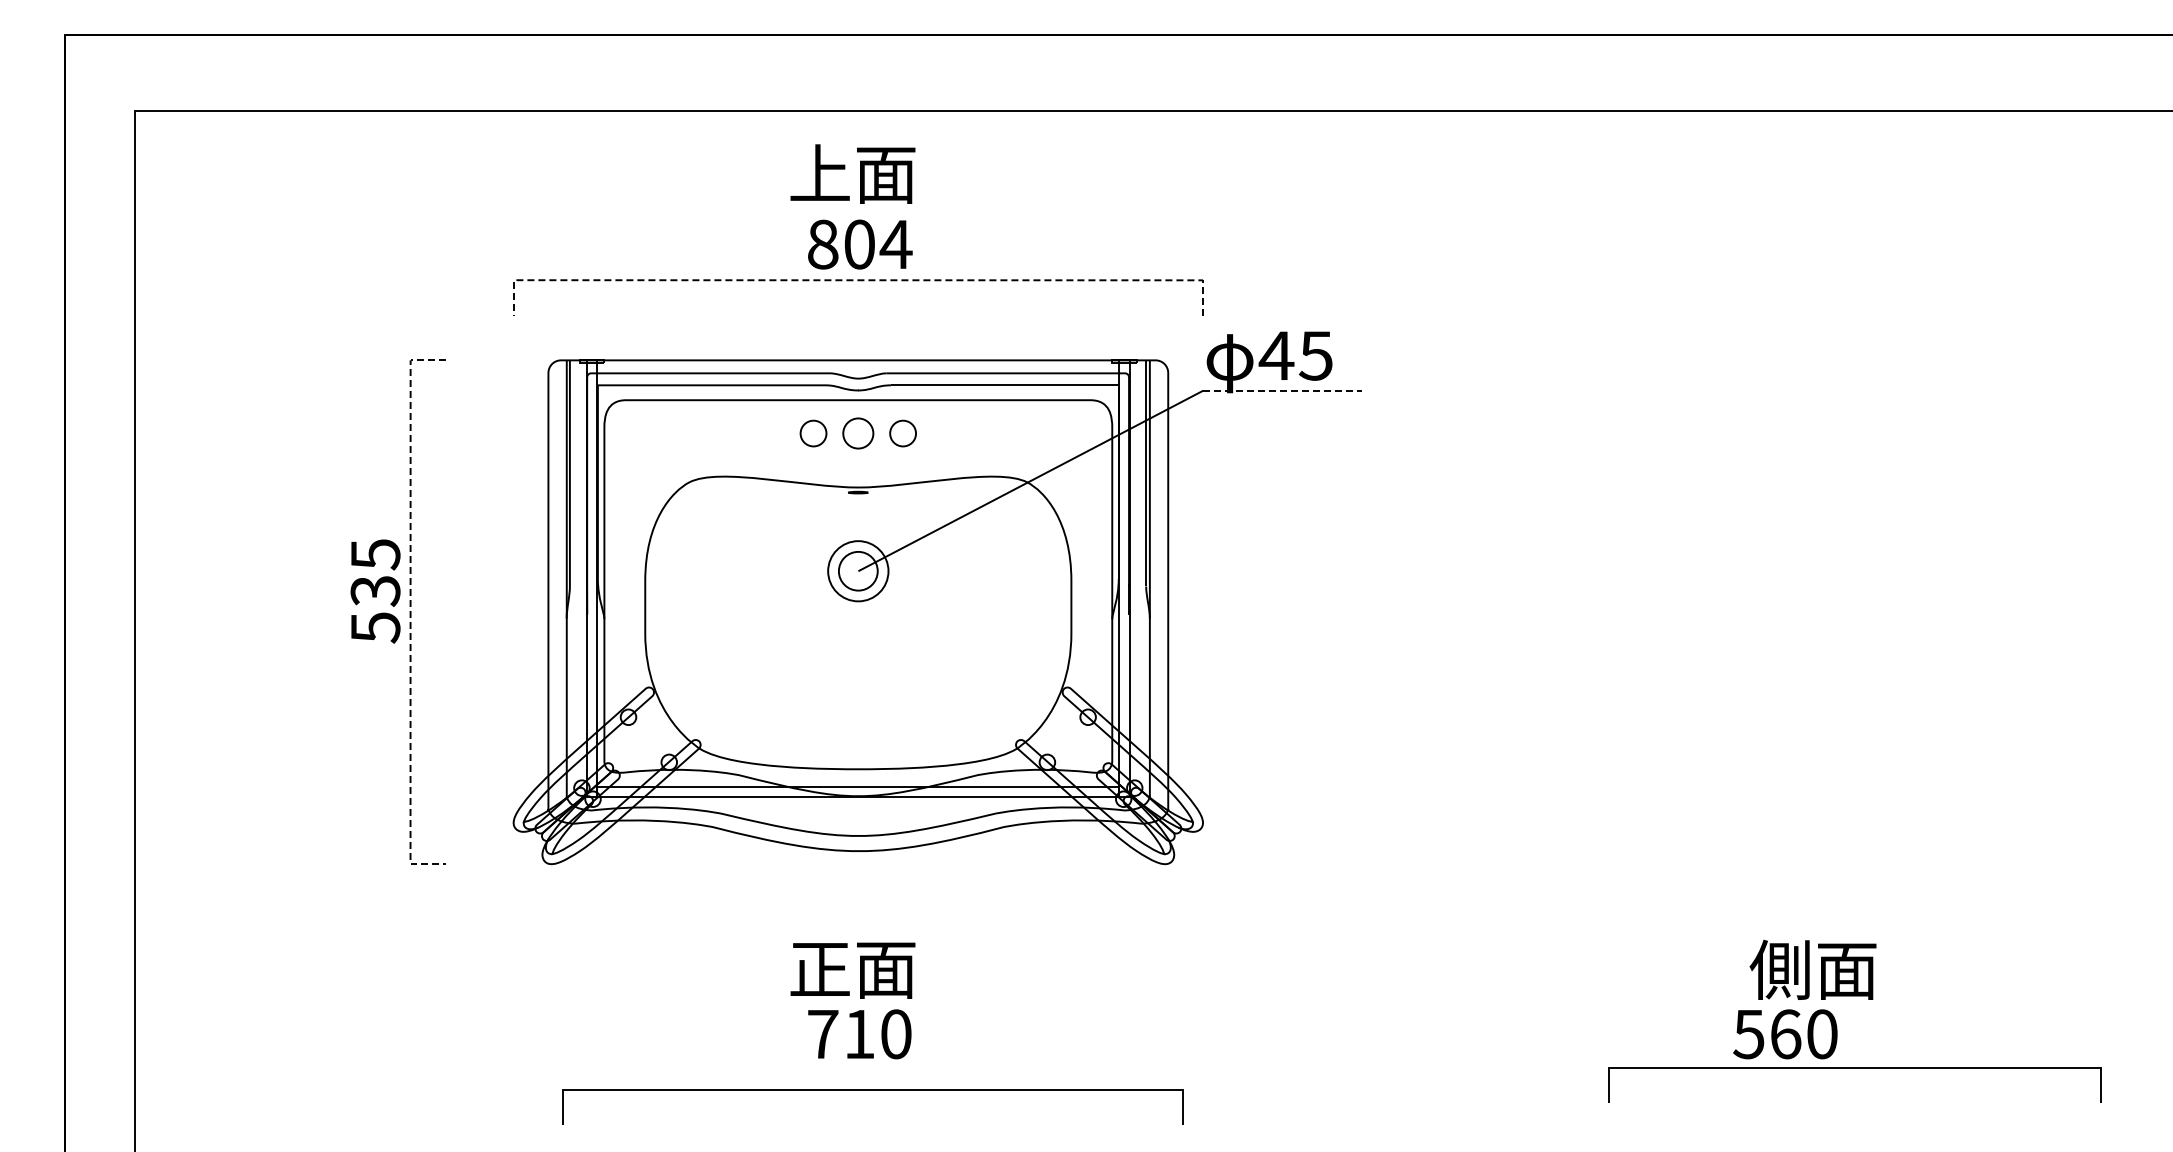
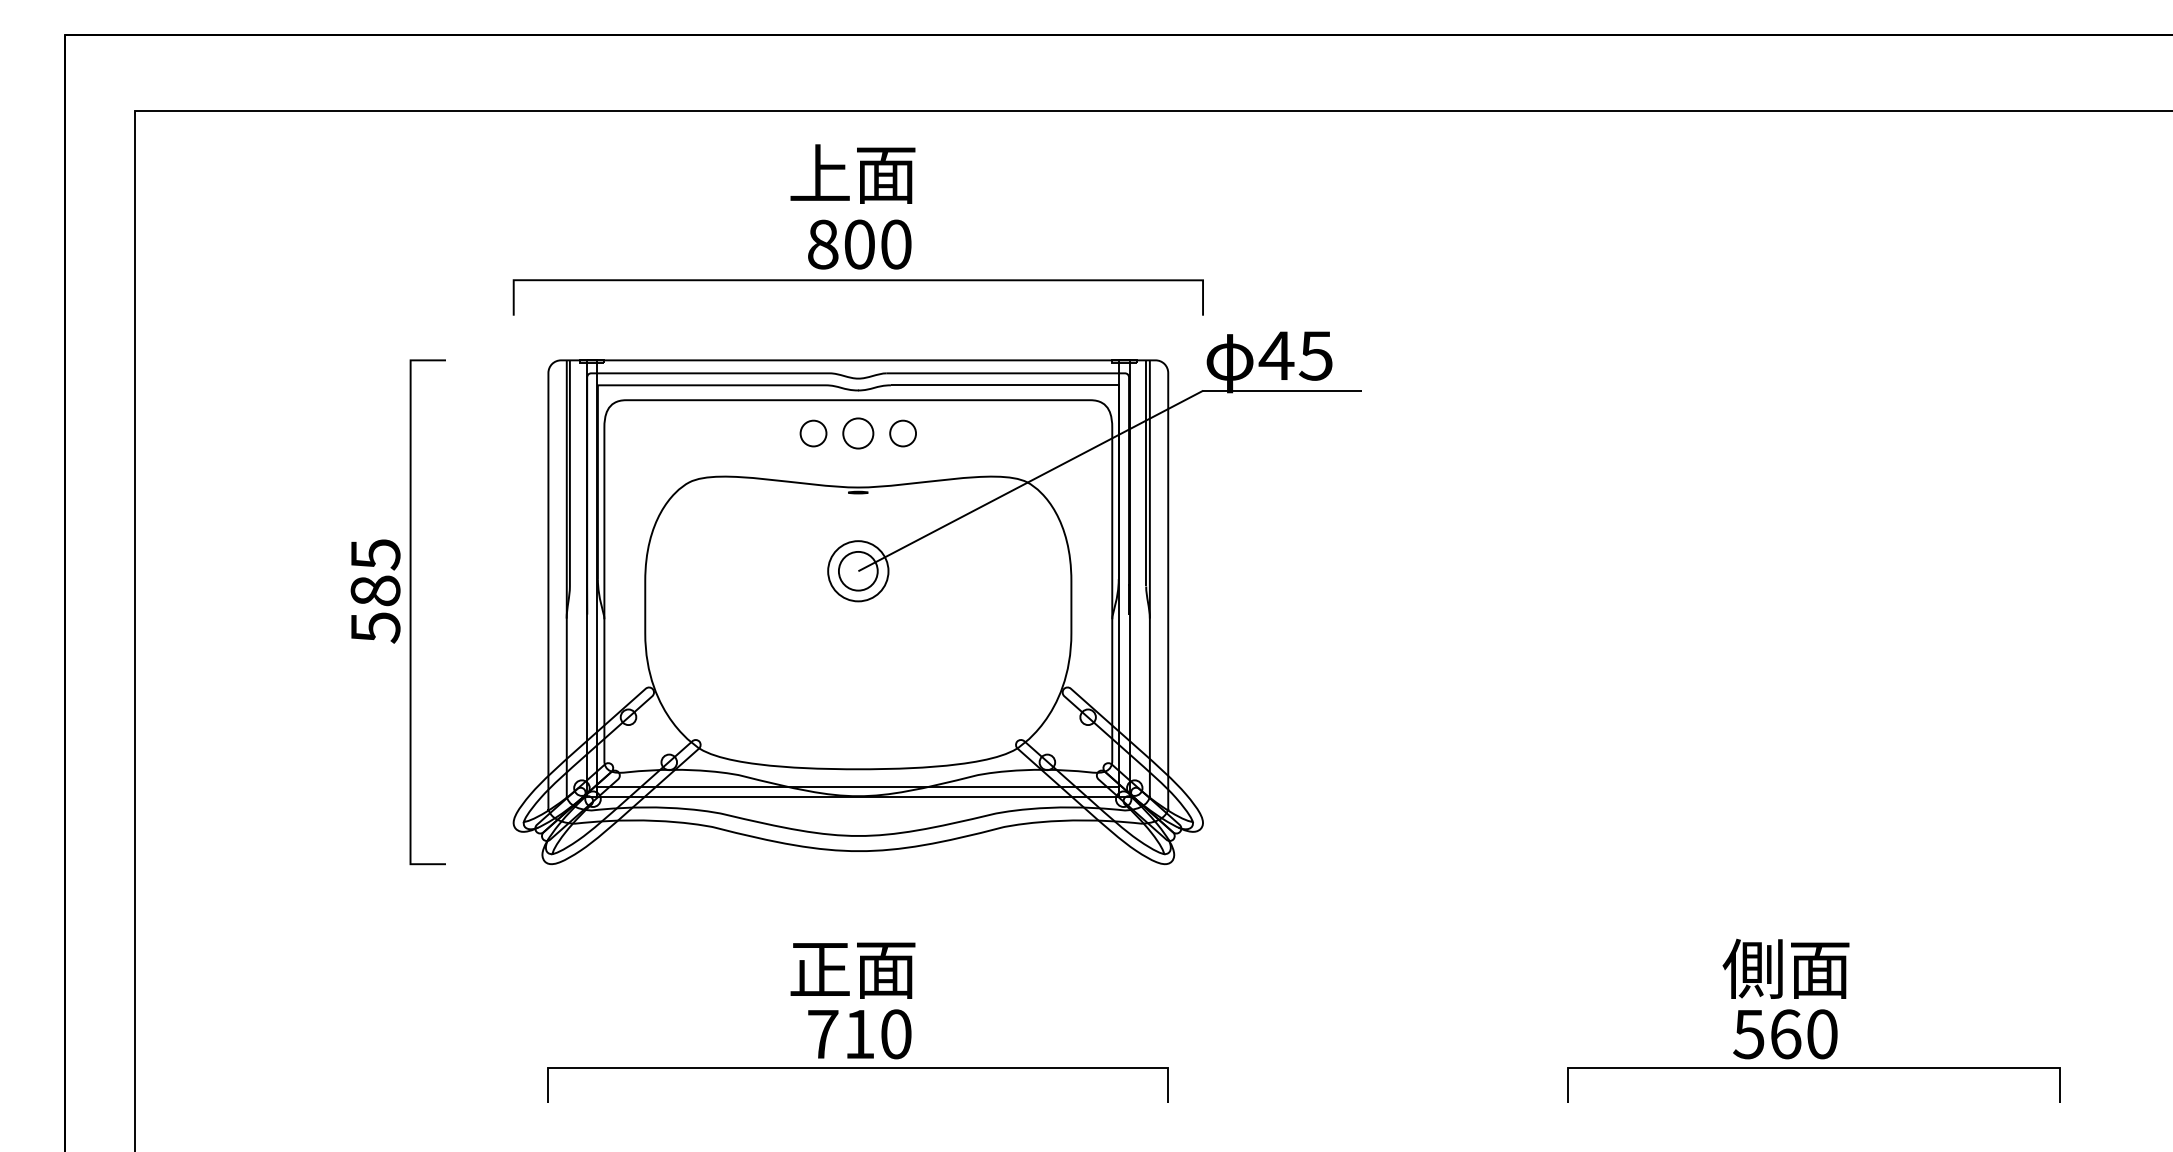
text: 804 -> 800 (895, 244)
line: dashed -> solid (858, 280)
line: dashed -> solid (1282, 390)
text: 535 -> 585 (375, 590)
line: dashed -> solid (410, 612)
text position: (1812, 969) -> (1785, 968) (1785, 968)
line position: (1854, 1068) -> (1813, 1068) (1813, 1068)
line position: (872, 1090) -> (857, 1068) (857, 1068)
